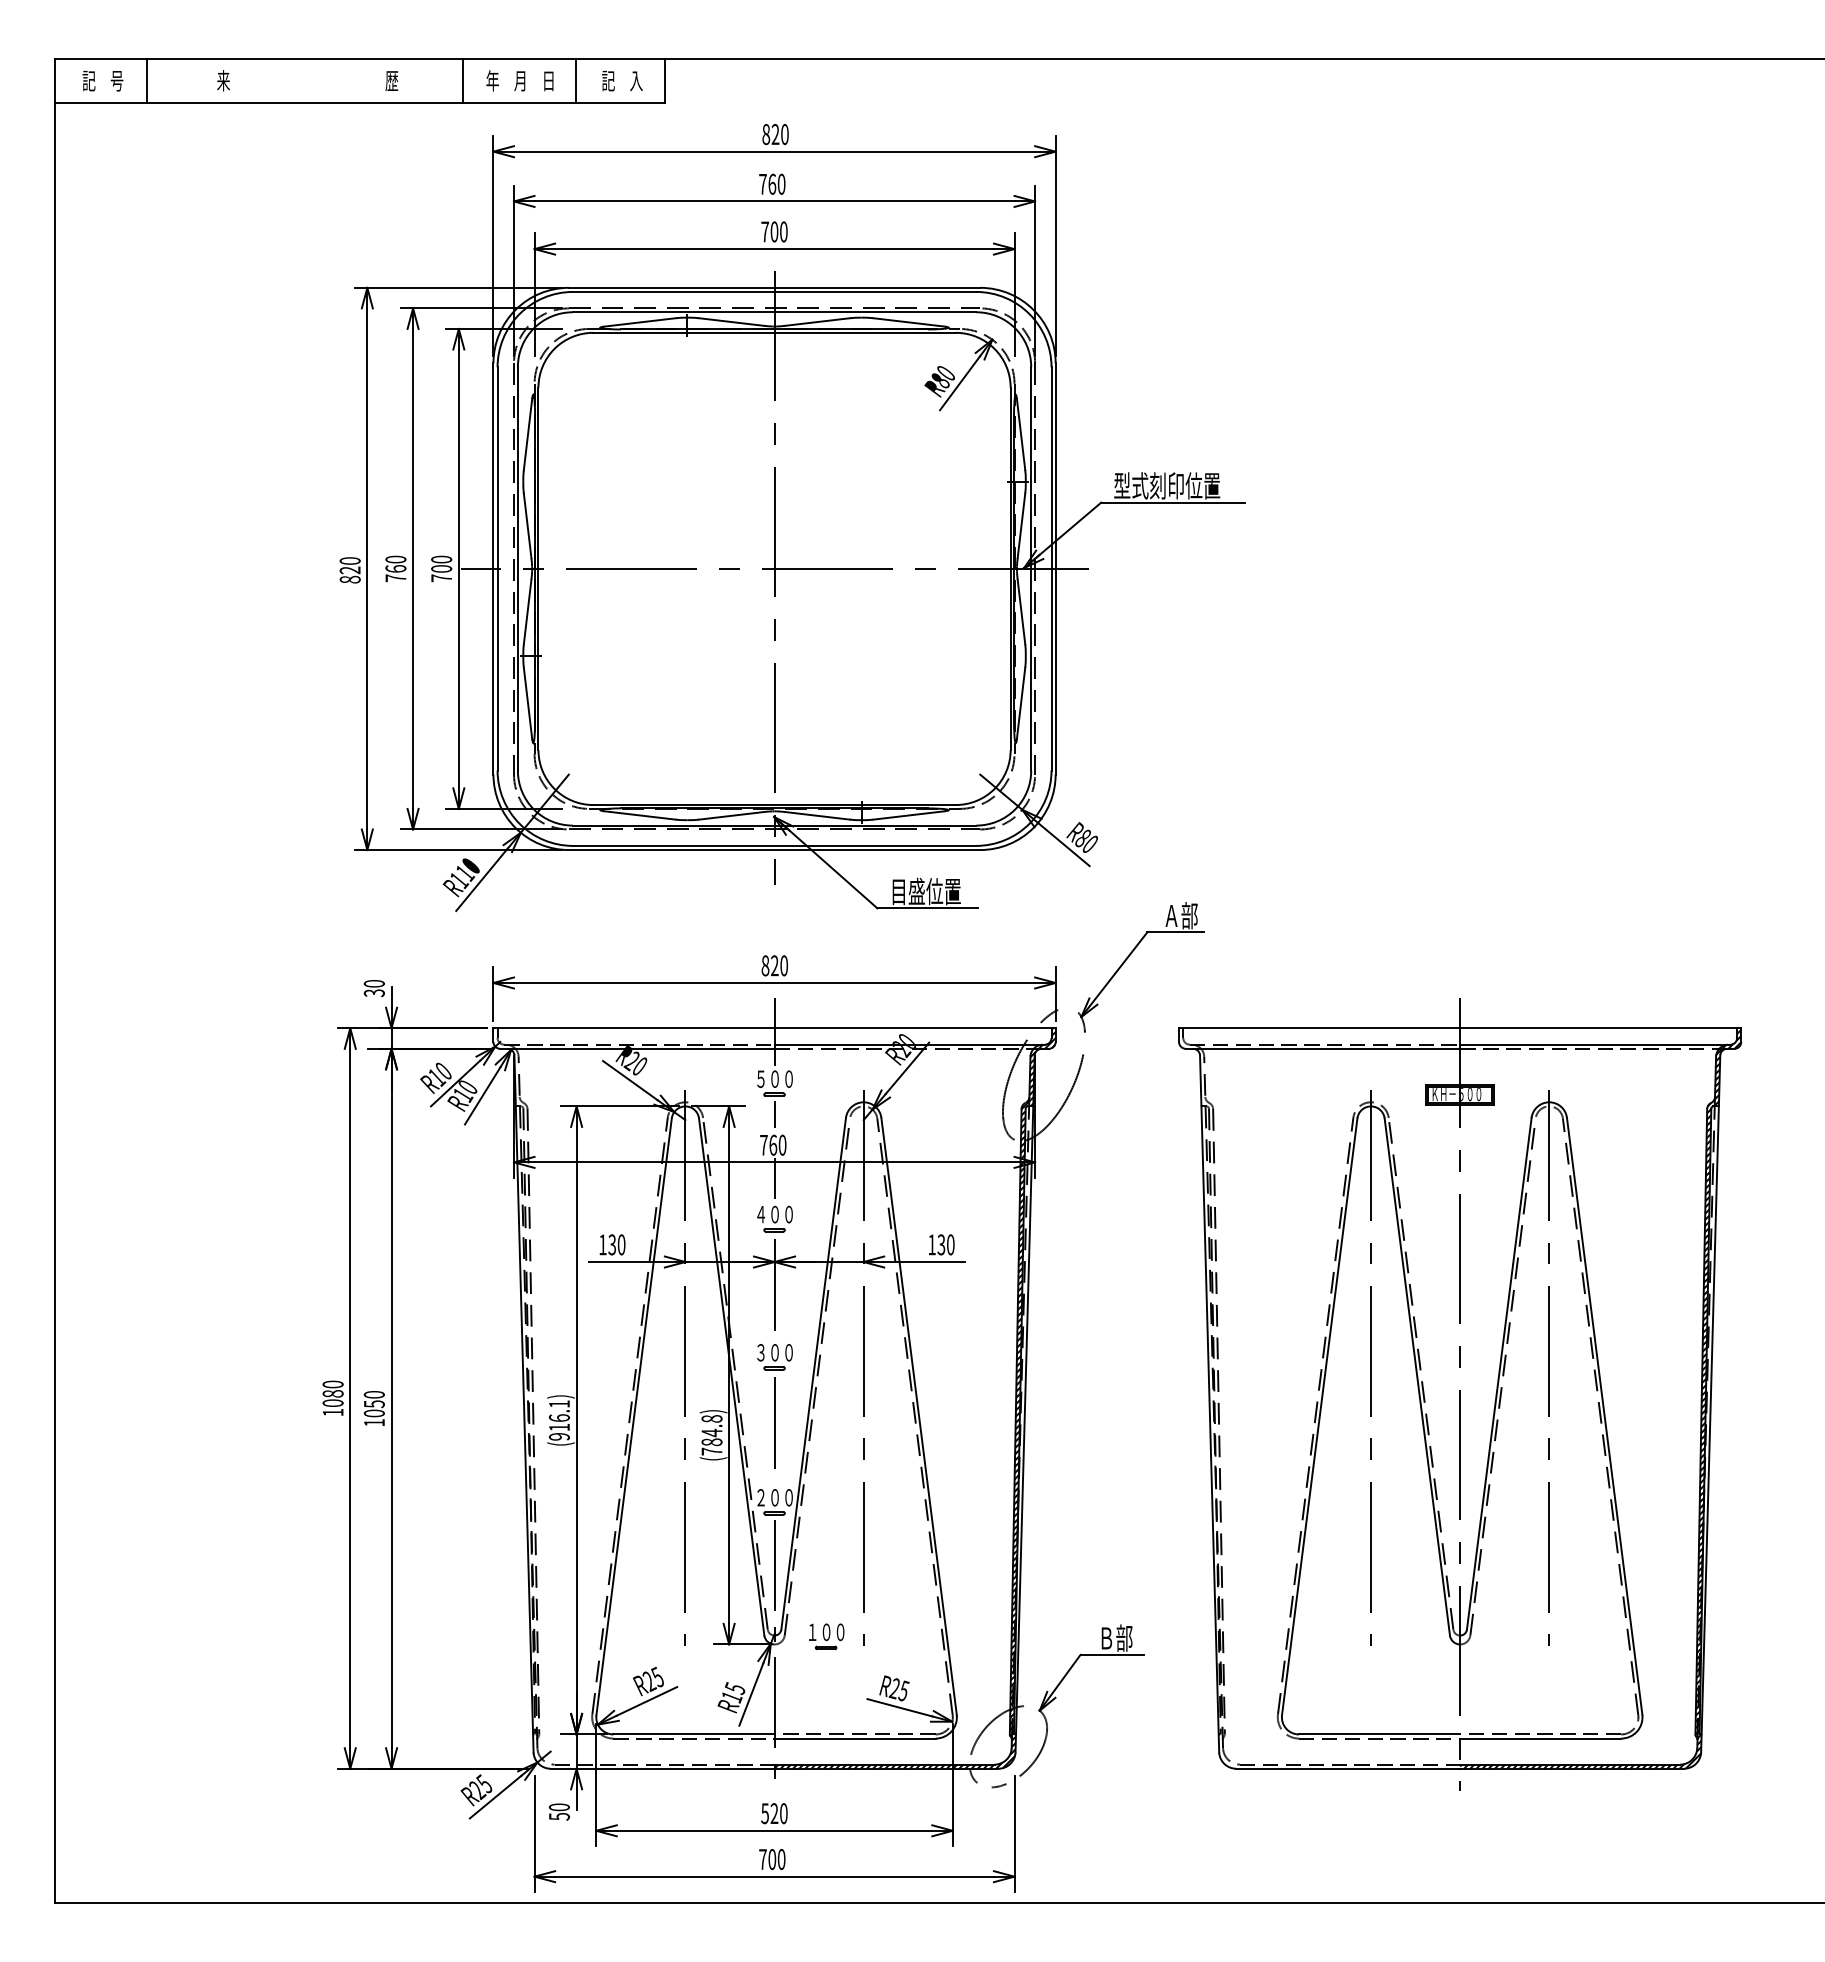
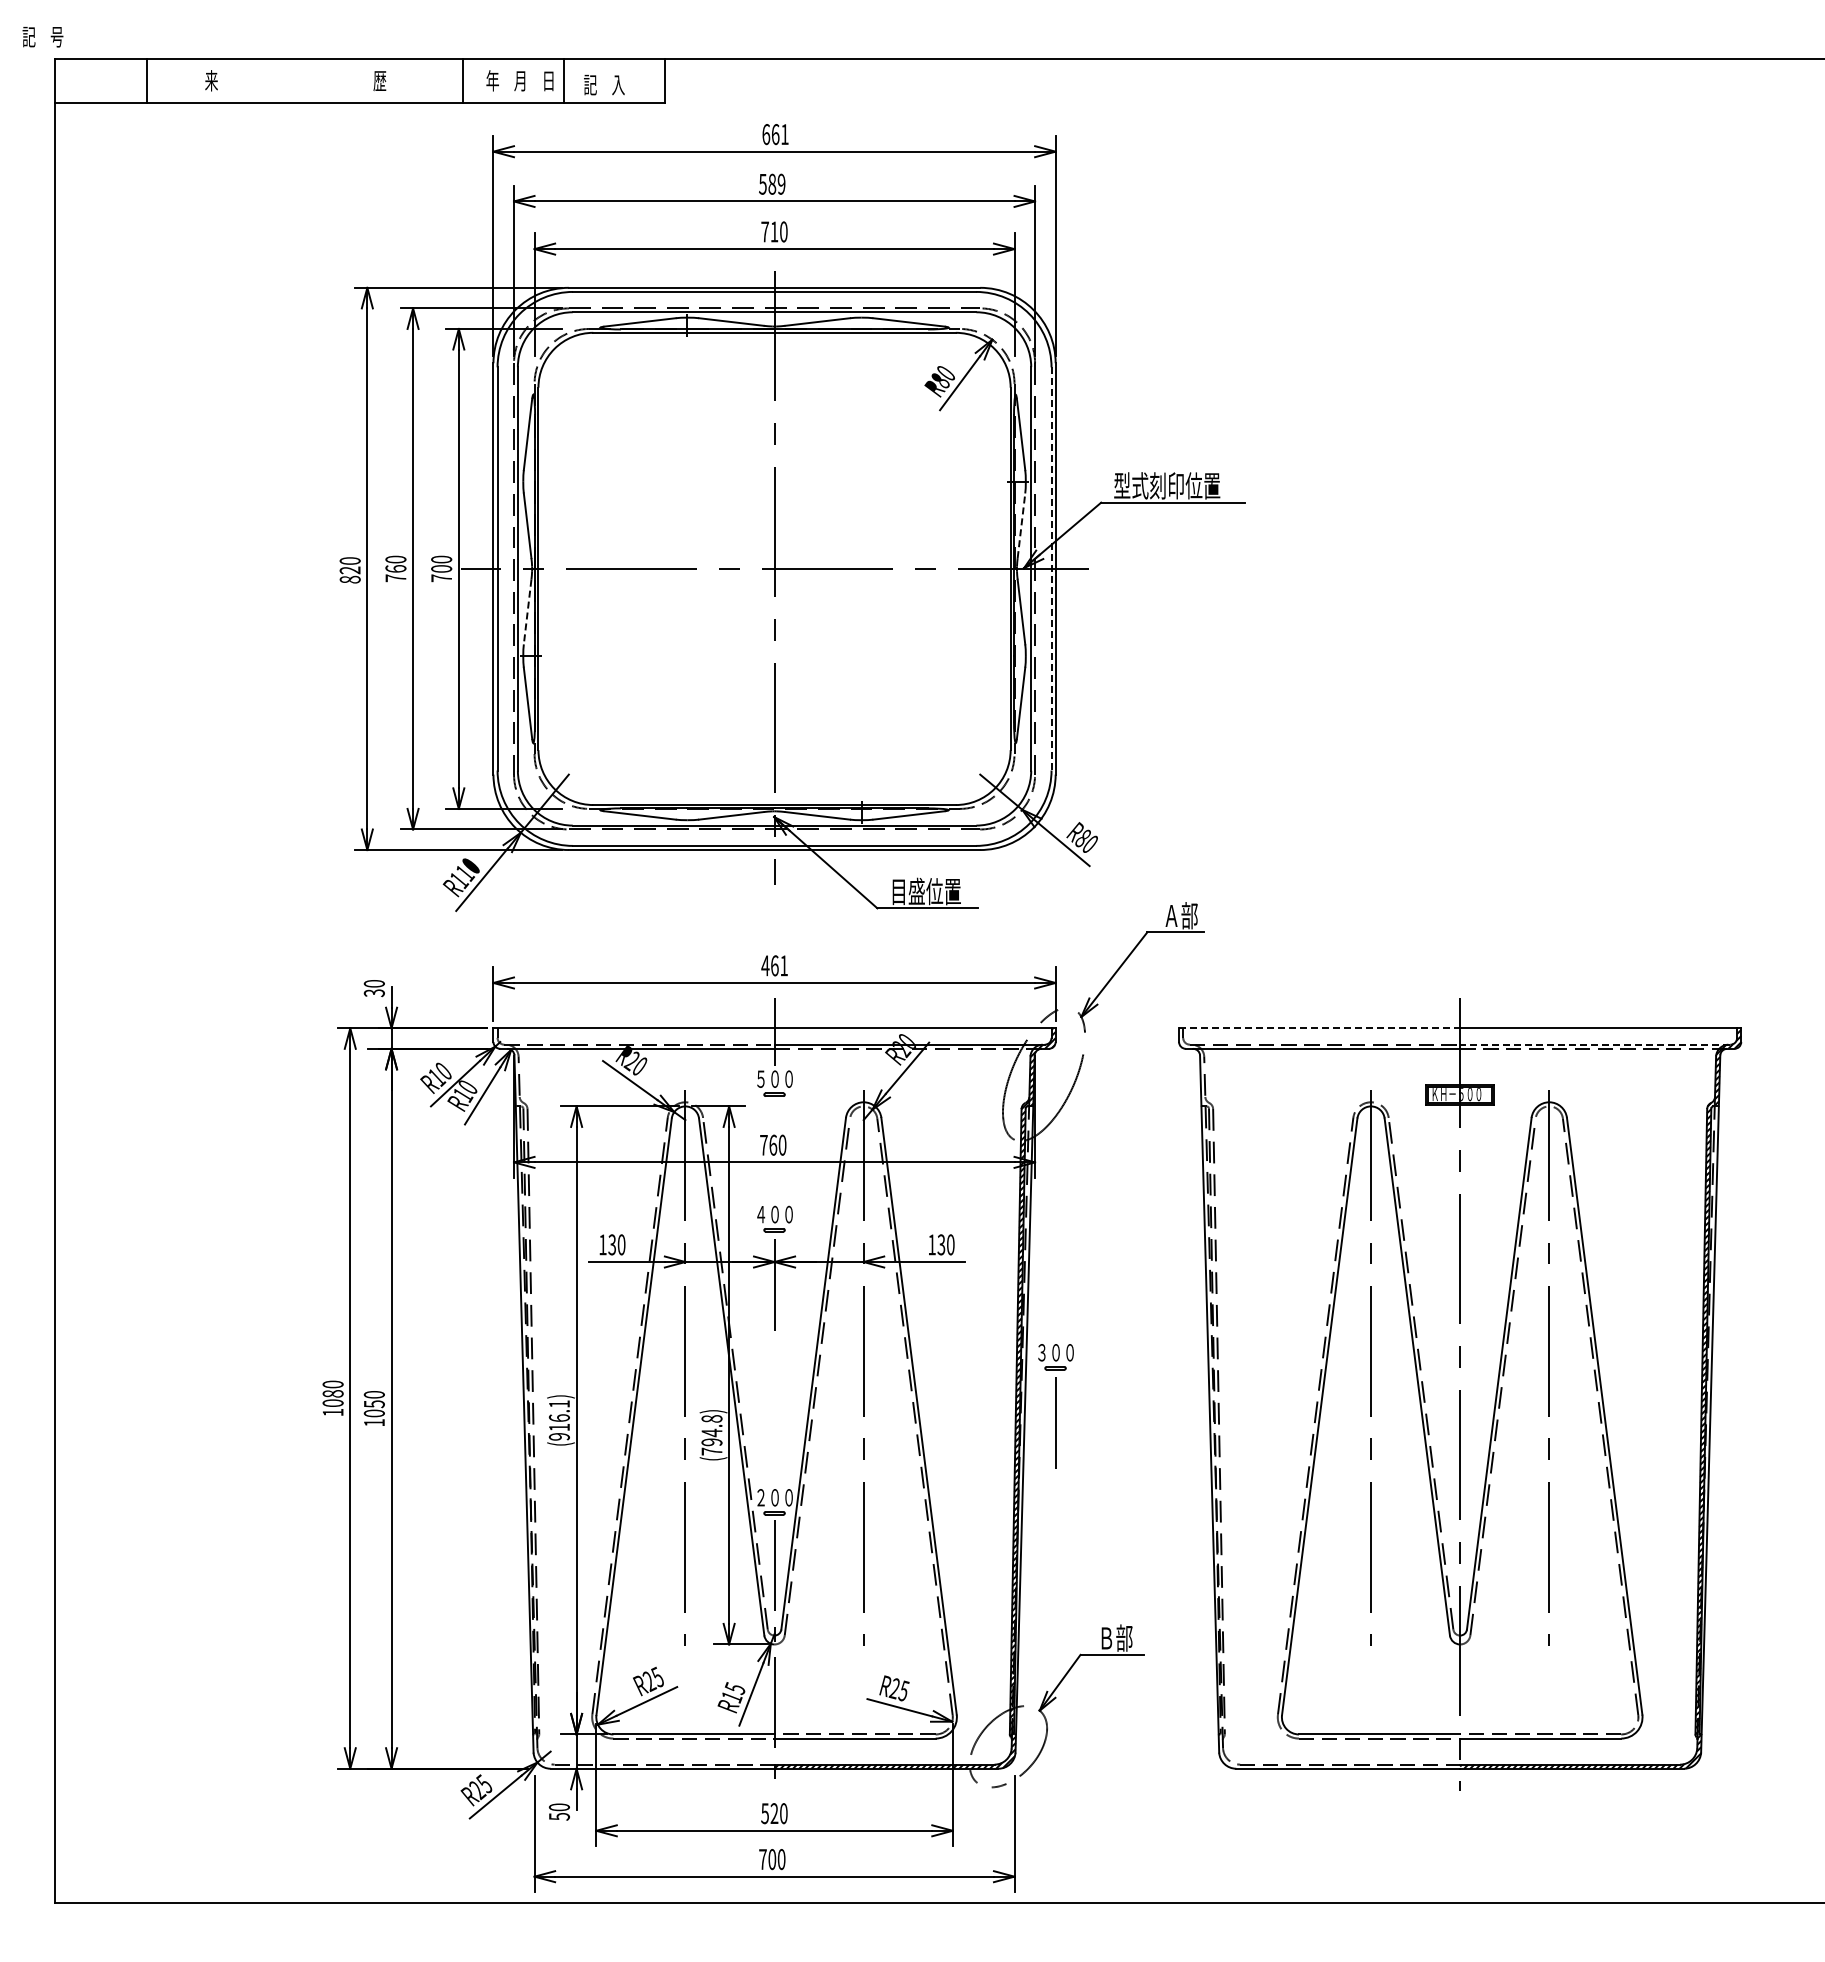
text position: (102, 80) -> (42, 36) (42, 36)
text position: (307, 80) -> (295, 80) (295, 80)
line position: (576, 80) -> (564, 80) (564, 80)
text position: (622, 80) -> (604, 84) (604, 84)
text: 820 -> 661 (775, 134)
text: 760 -> 589 (772, 183)
text: 700 -> 710 (774, 231)
line: solid -> dashed (1021, 525)
line: solid -> dashed (1051, 568)
line: solid -> dashed (527, 612)
text: 820 -> 461 (774, 965)
line: solid -> dashed (1319, 1028)
line: solid -> dashed (1594, 1044)
line: present -> none (774, 1113)
line: present -> none (774, 1178)
part position: (774, 1406) -> (1055, 1406) (1055, 1406)
text: (784.8) -> (794.8) (711, 1442)
part: present -> none (826, 1636)
